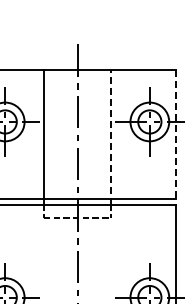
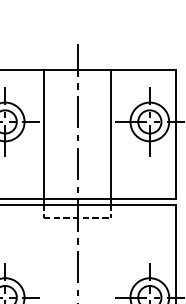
line: dashed -> solid (175, 134)
line: dashed -> solid (111, 136)
